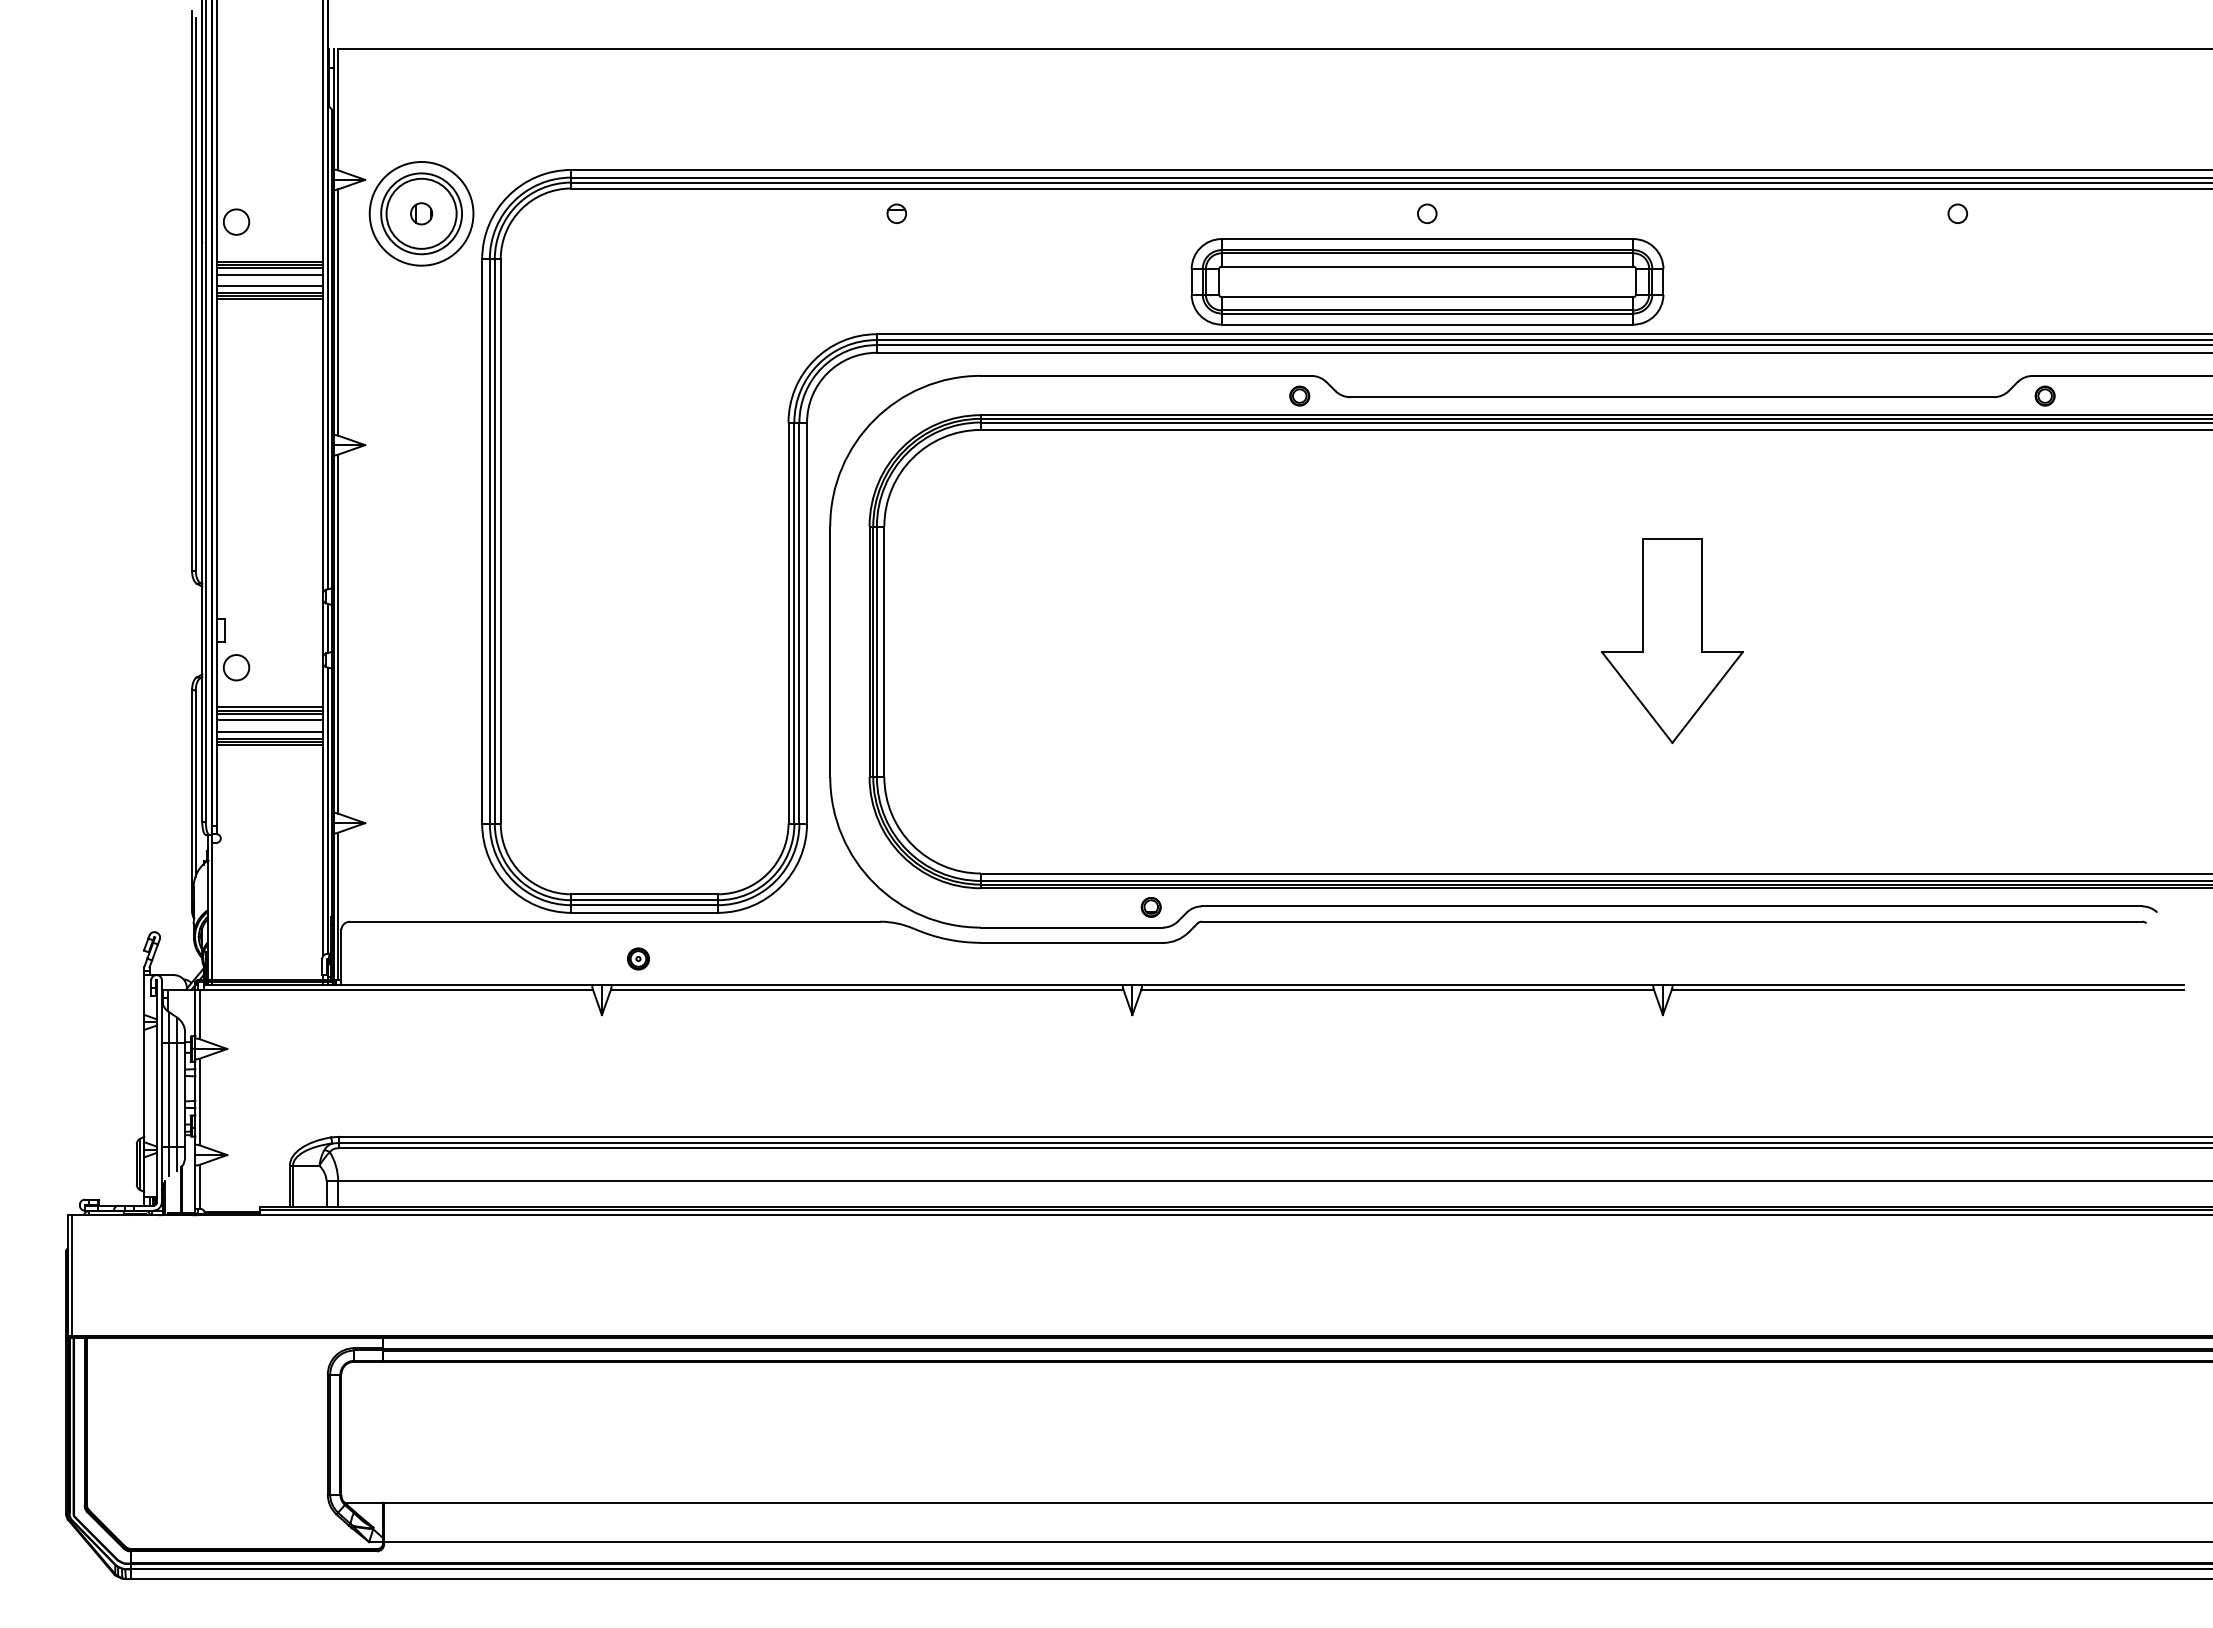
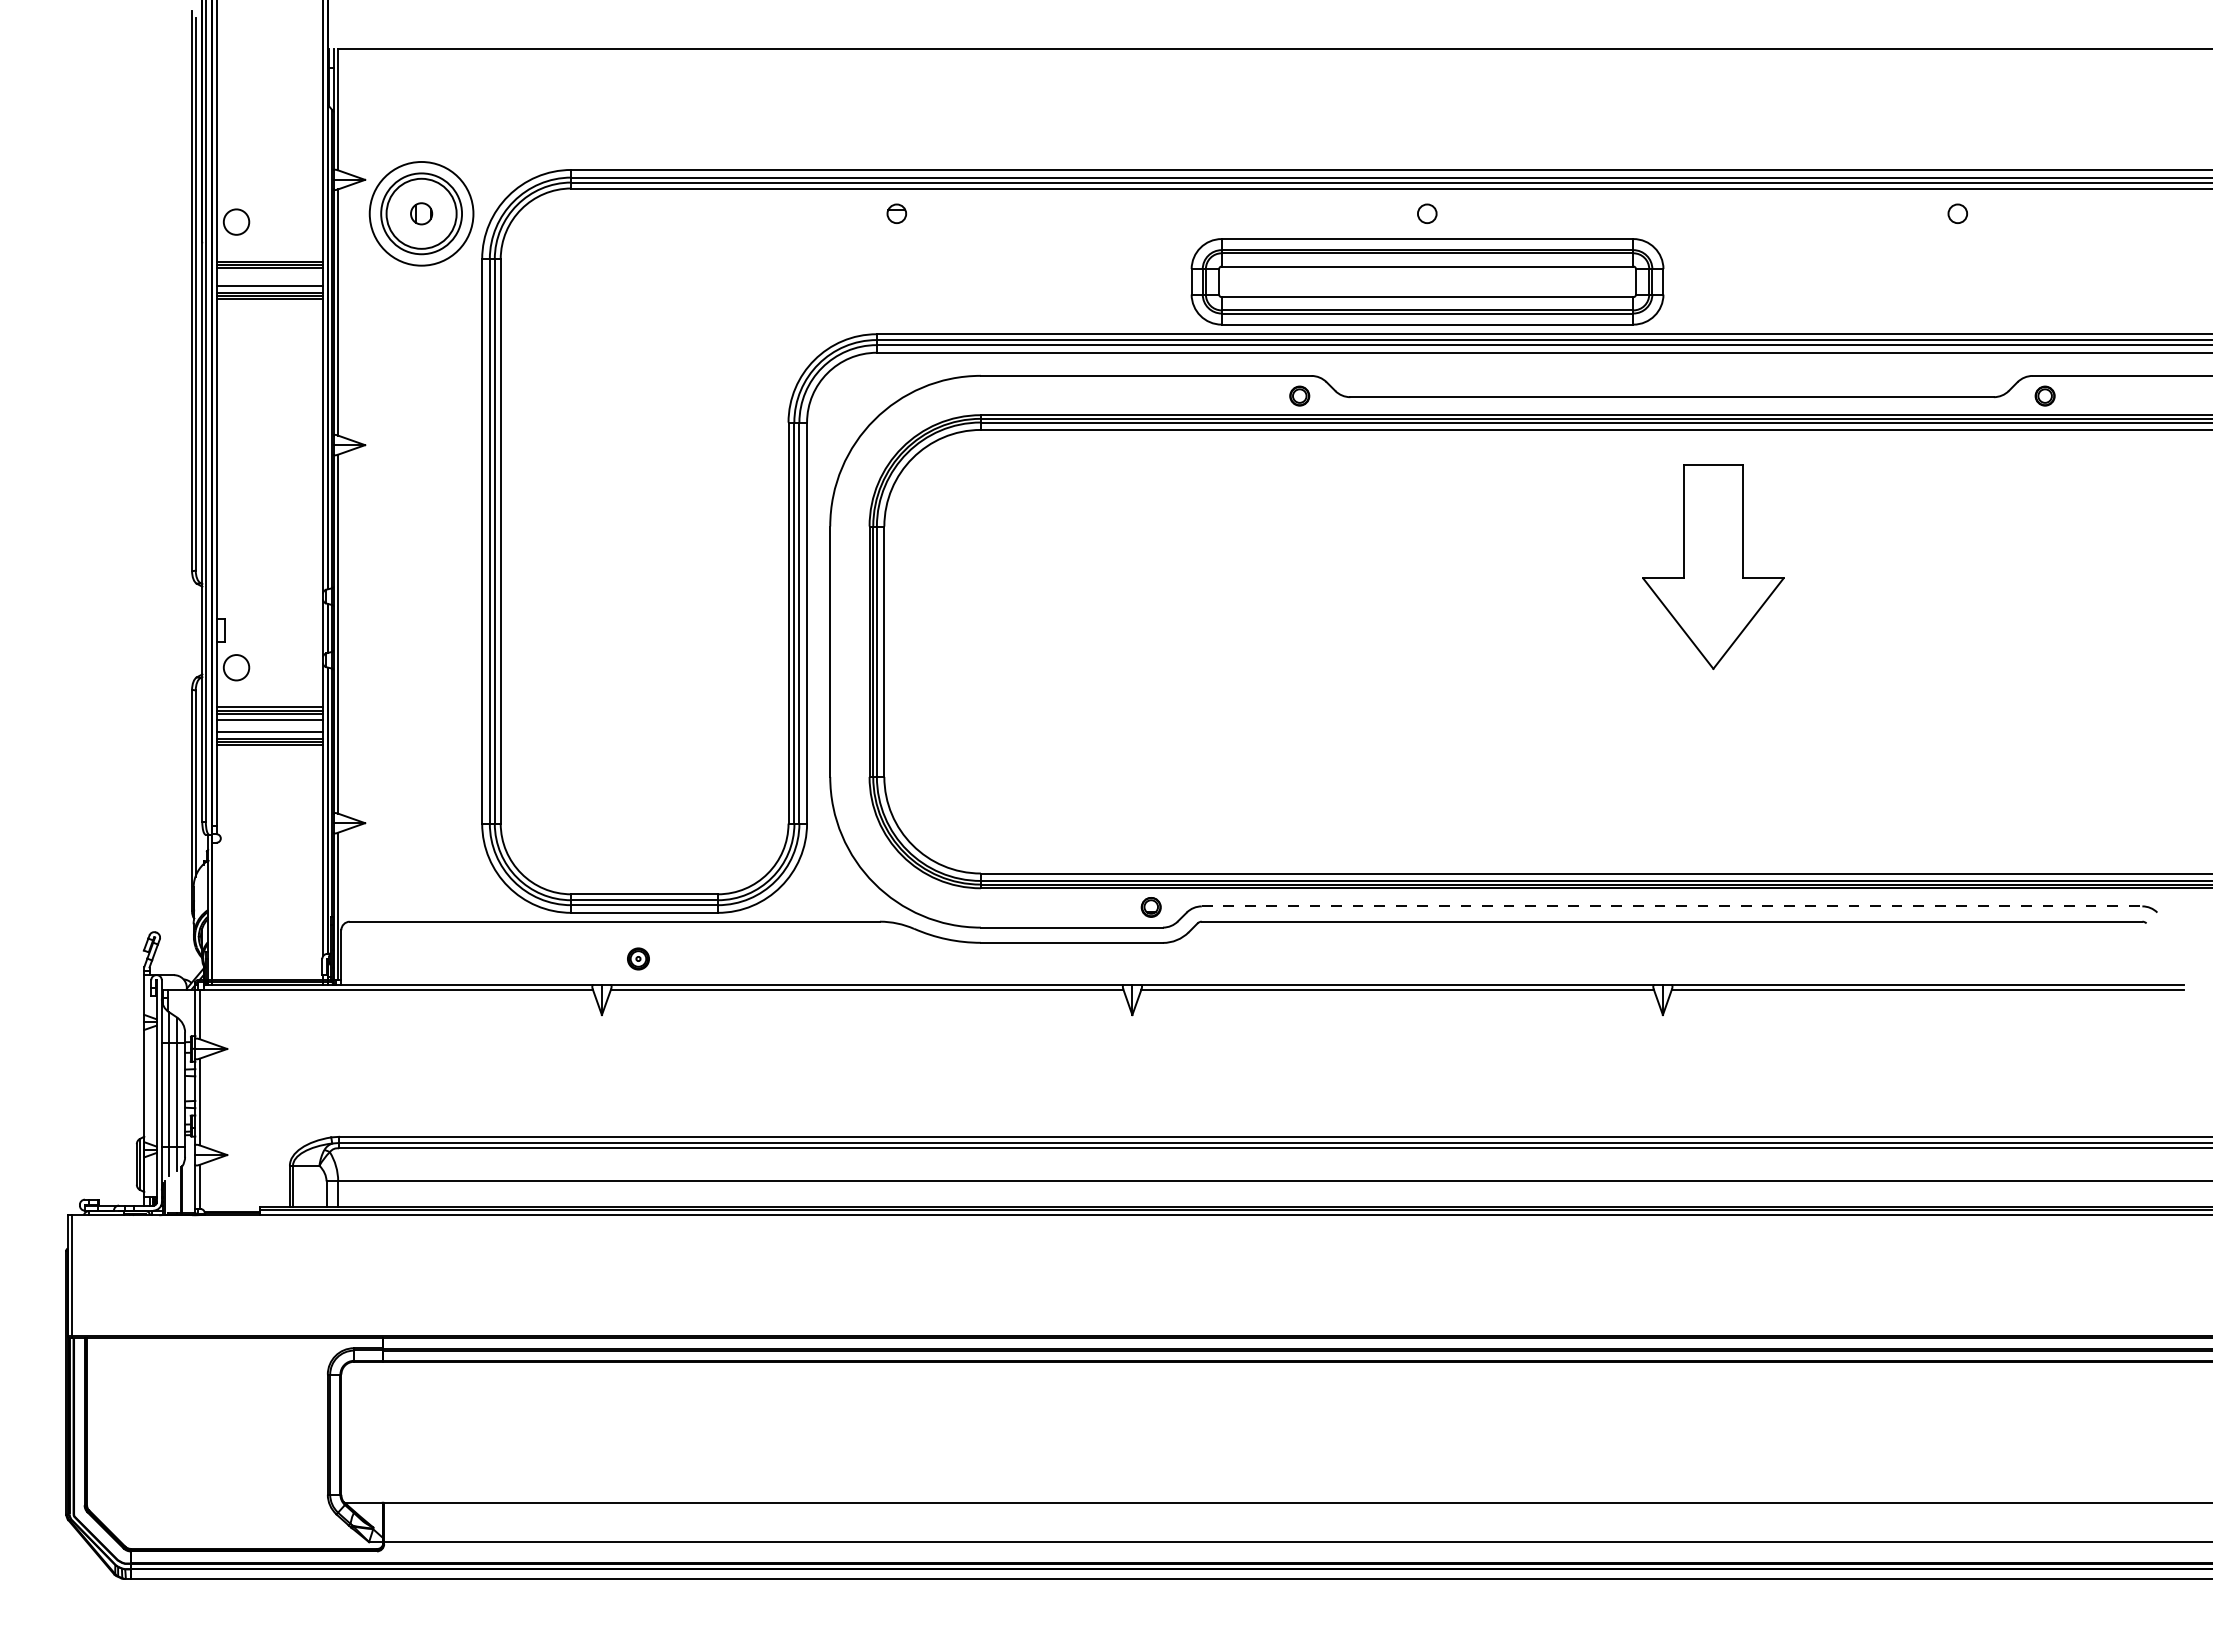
line: present -> none (269, 274)
part position: (1672, 640) -> (1713, 566) (1713, 566)
line: solid -> dashed (1672, 906)
